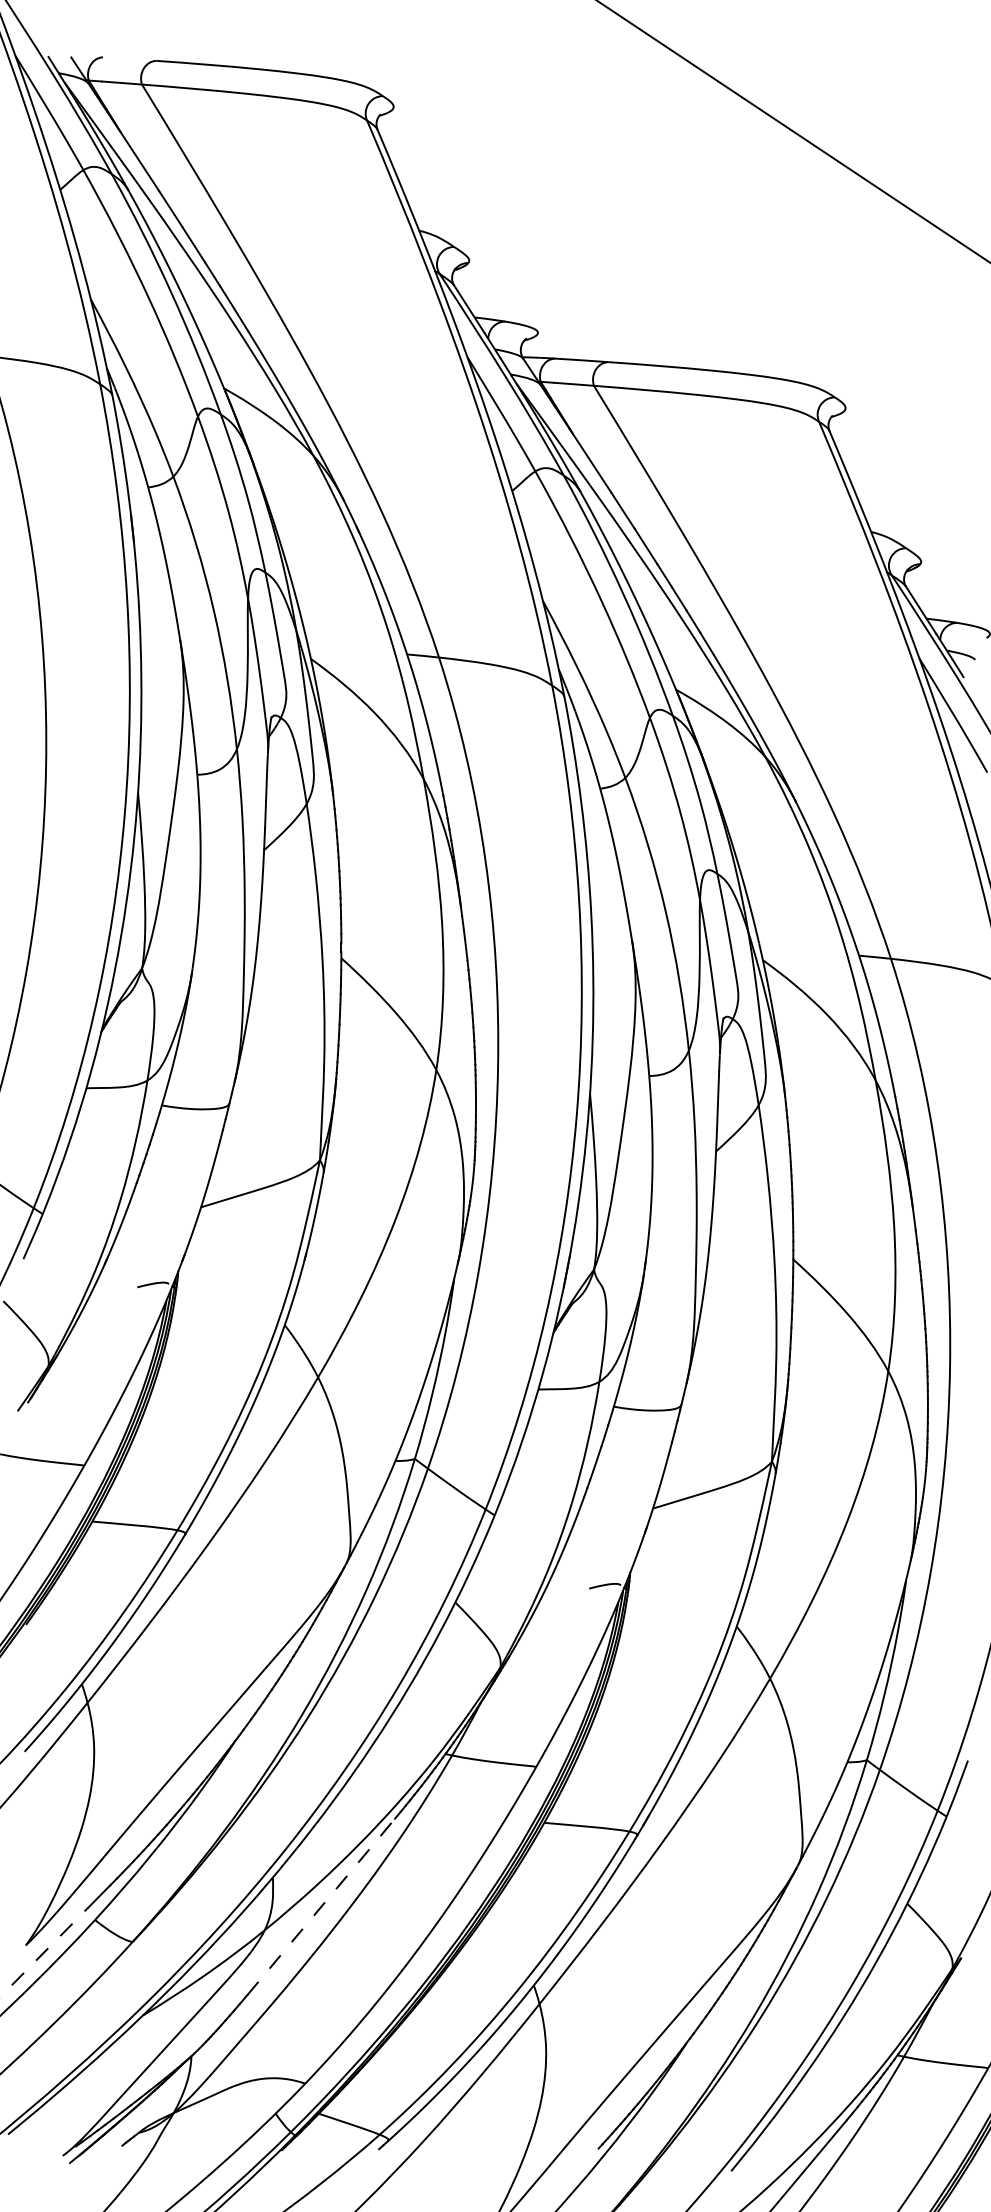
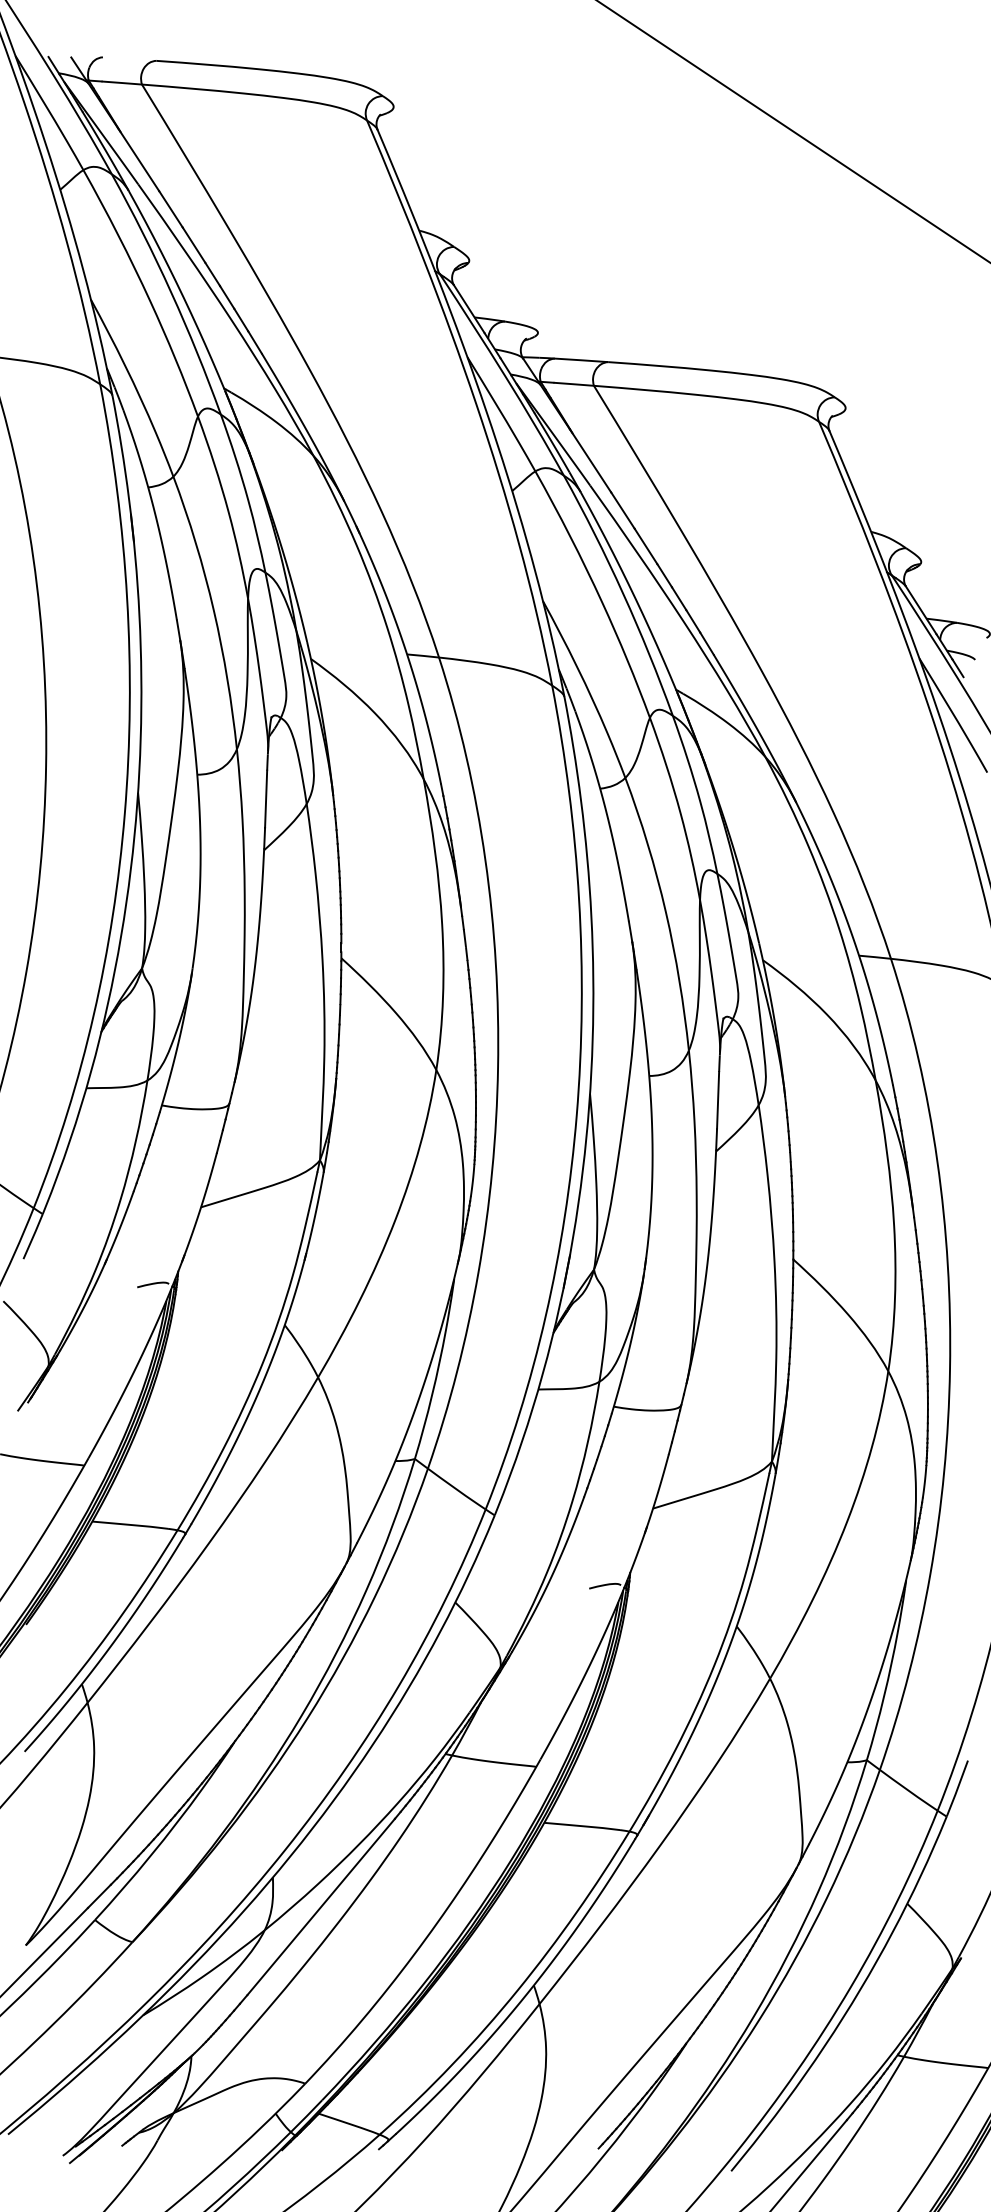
line: dashed -> solid (321, 1906)
line: dashed -> solid (44, 1952)
